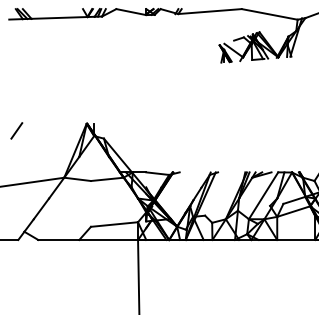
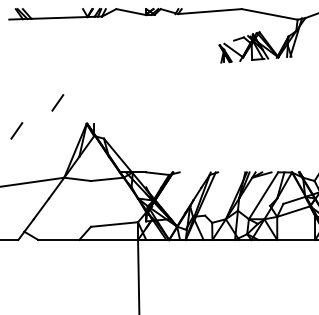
line: none -> present (57, 102)
